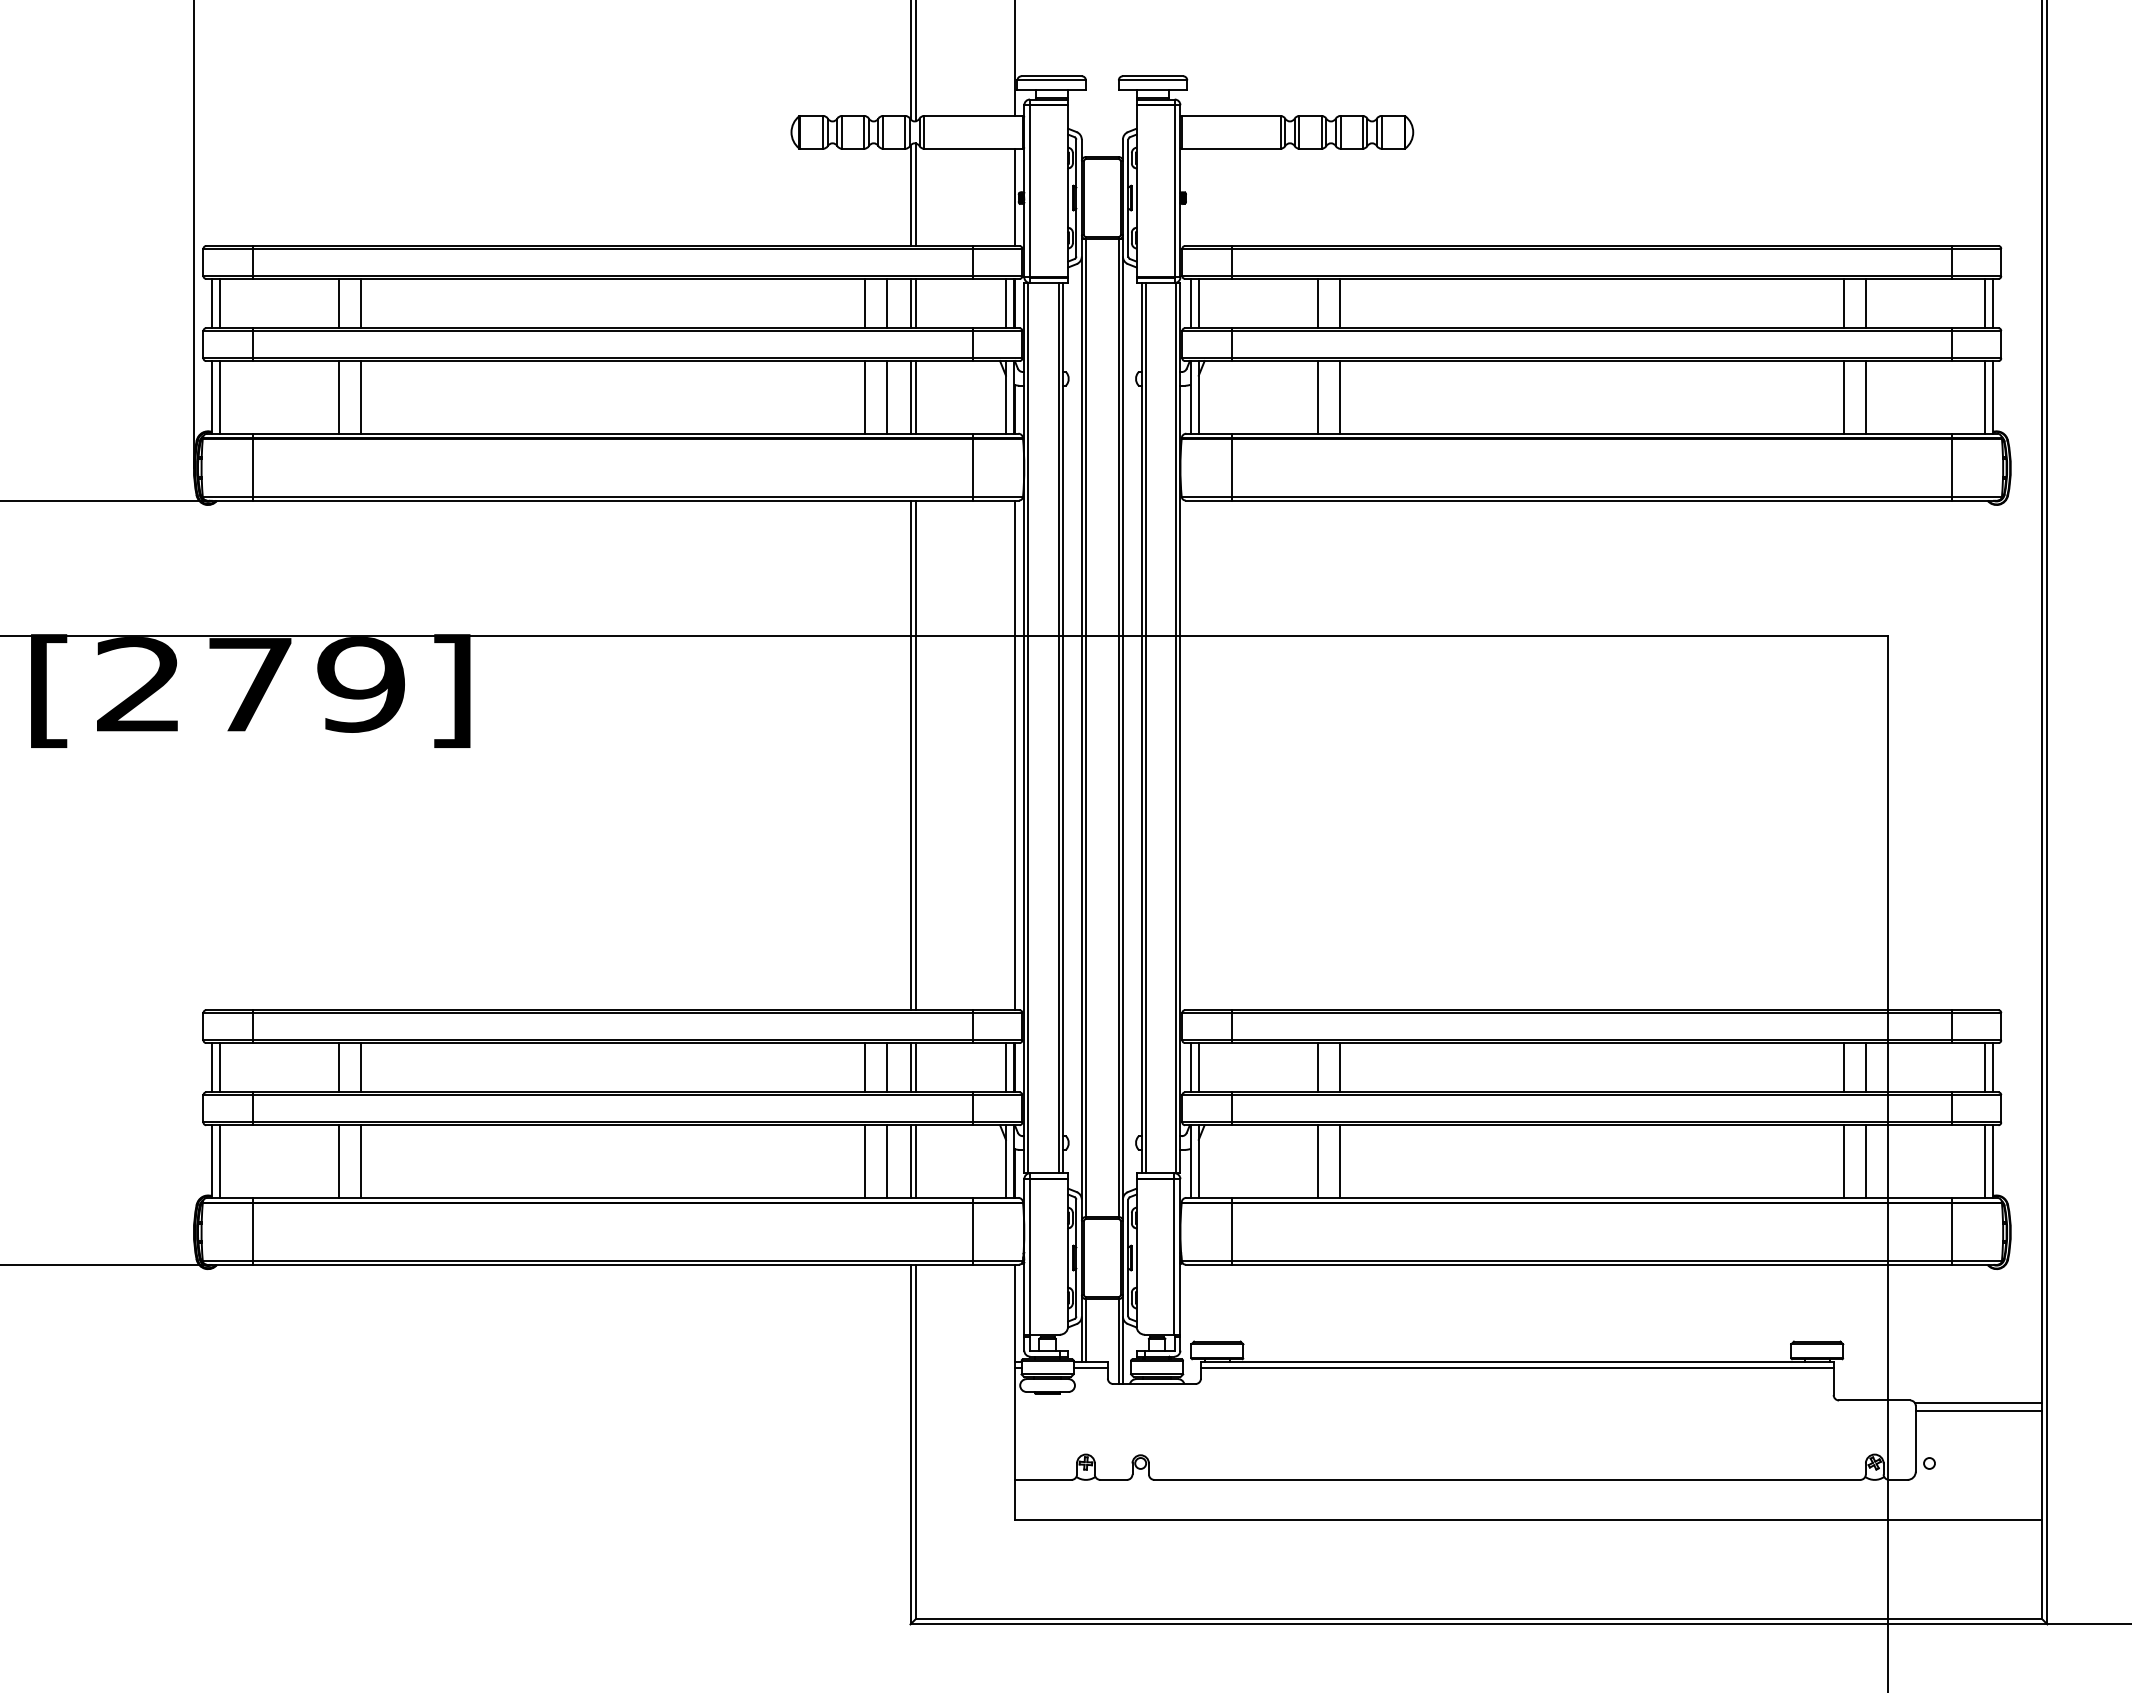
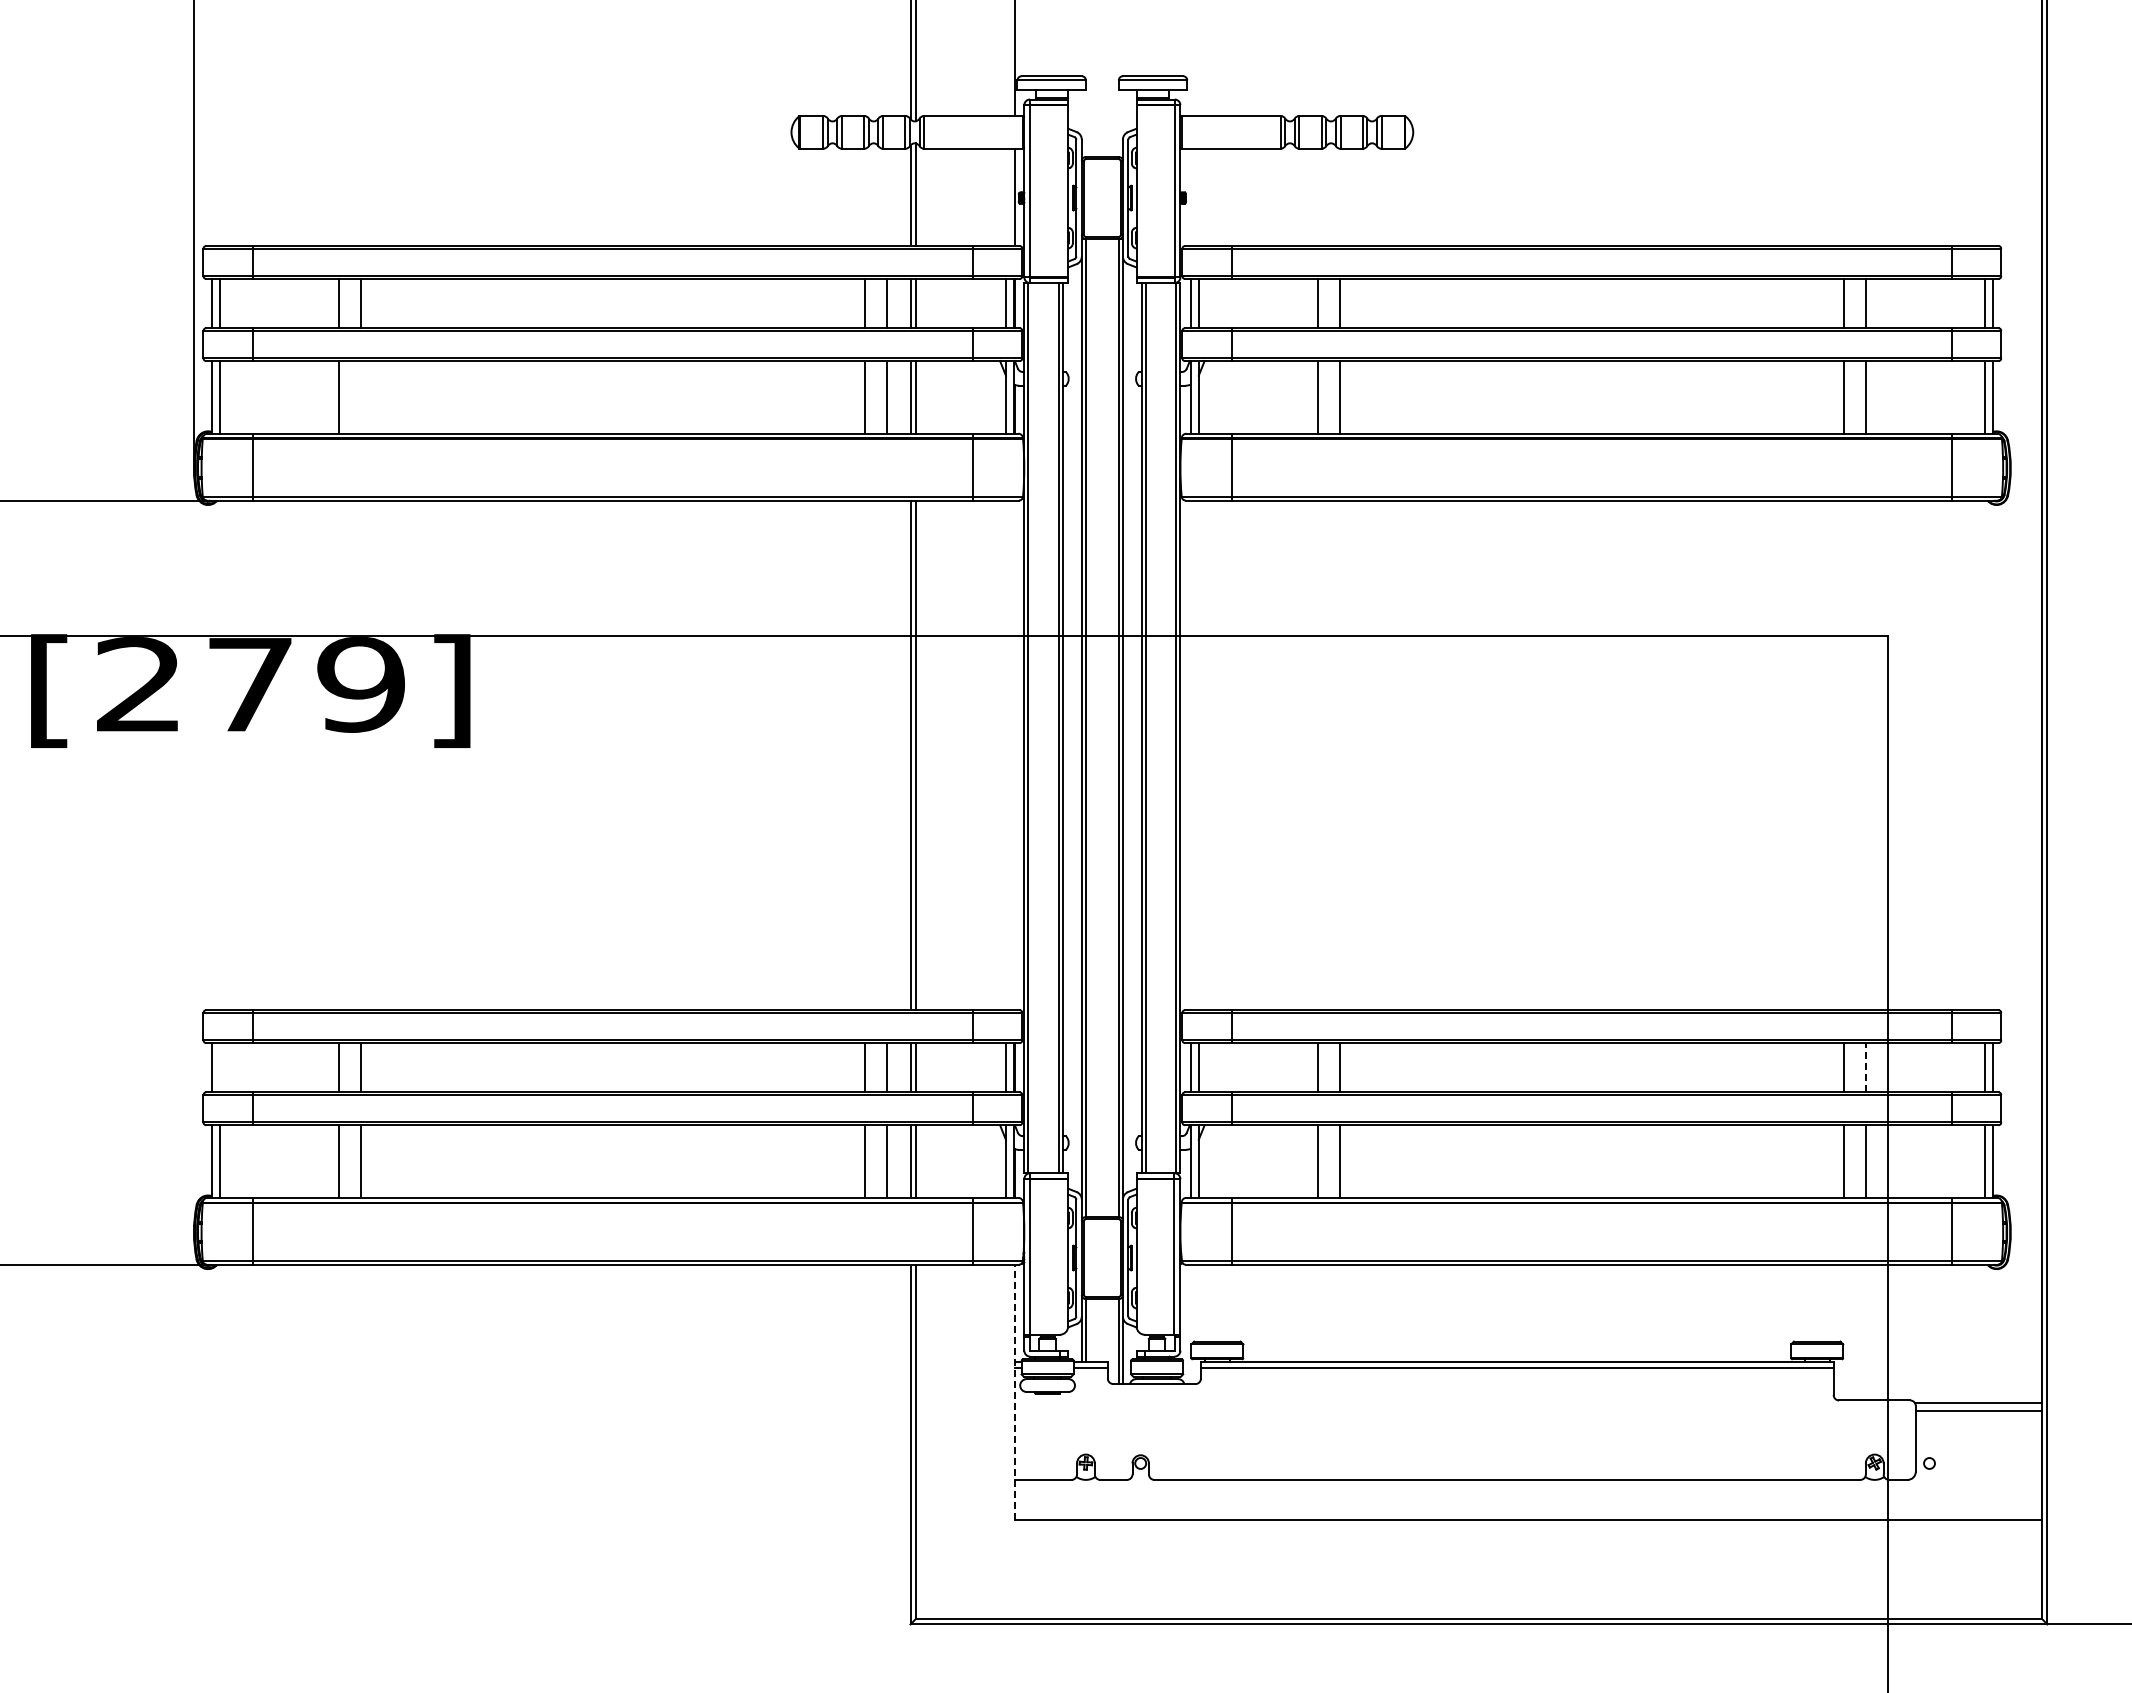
line: present -> none (360, 397)
line: present -> none (1014, 755)
line: present -> none (219, 1067)
line: solid -> dashed (1865, 1067)
line: solid -> dashed (1014, 1392)
